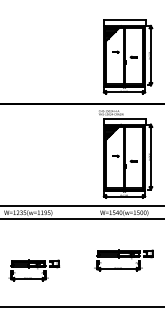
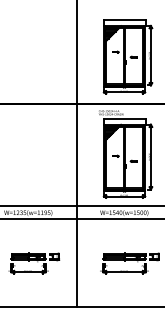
line: none -> present (76, 154)
part position: (123, 260) -> (129, 263) (129, 263)
part position: (34, 270) -> (34, 263) (34, 263)
